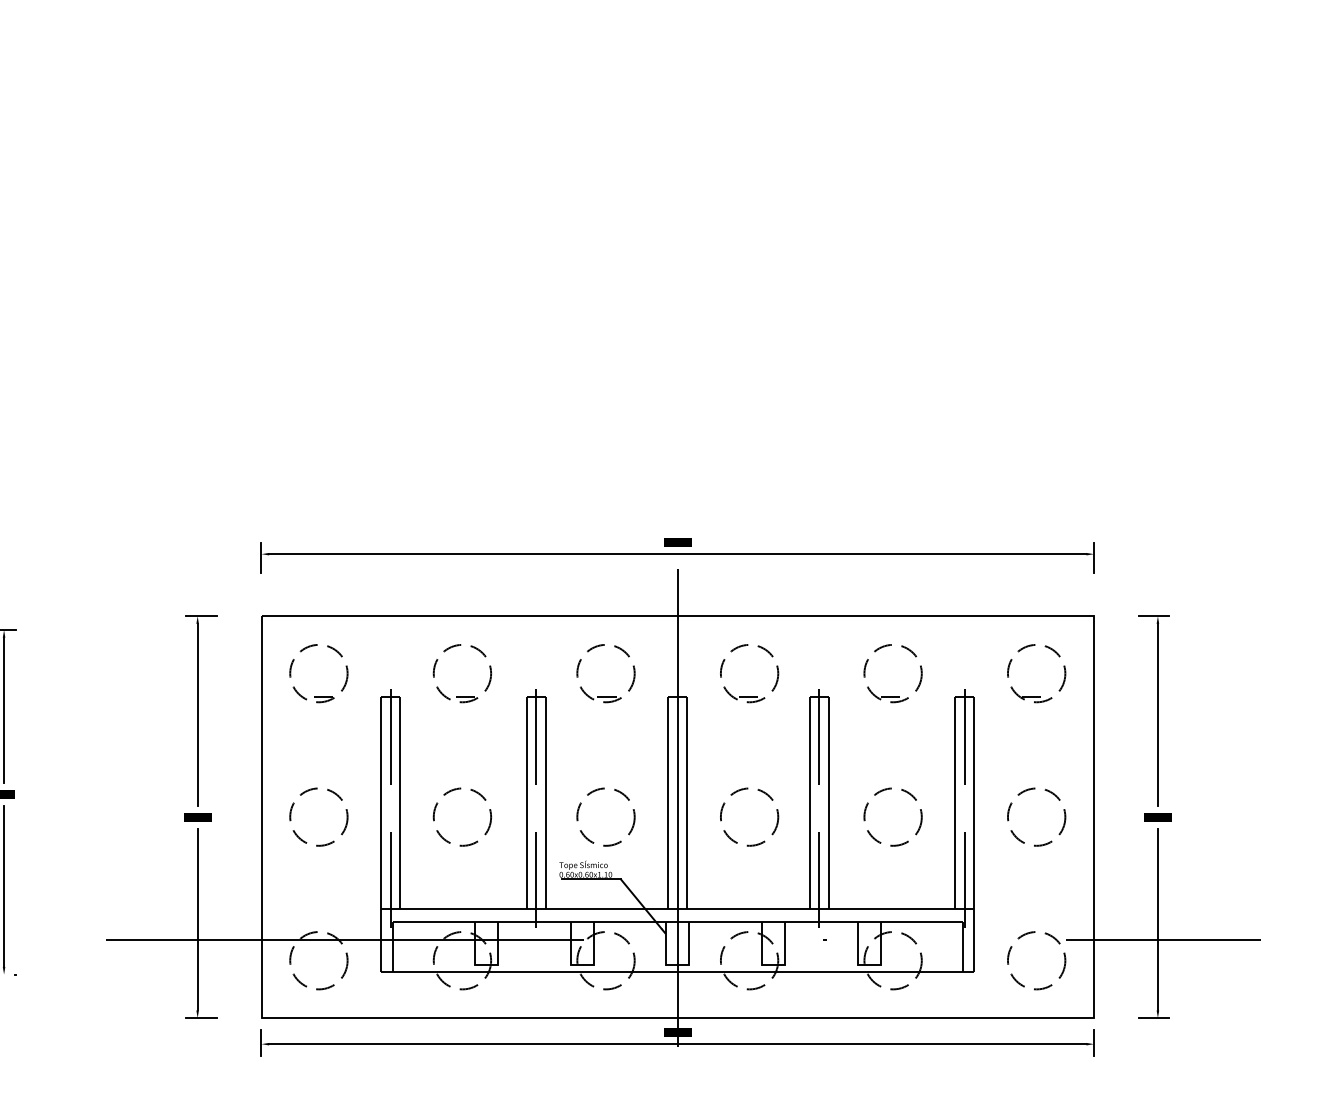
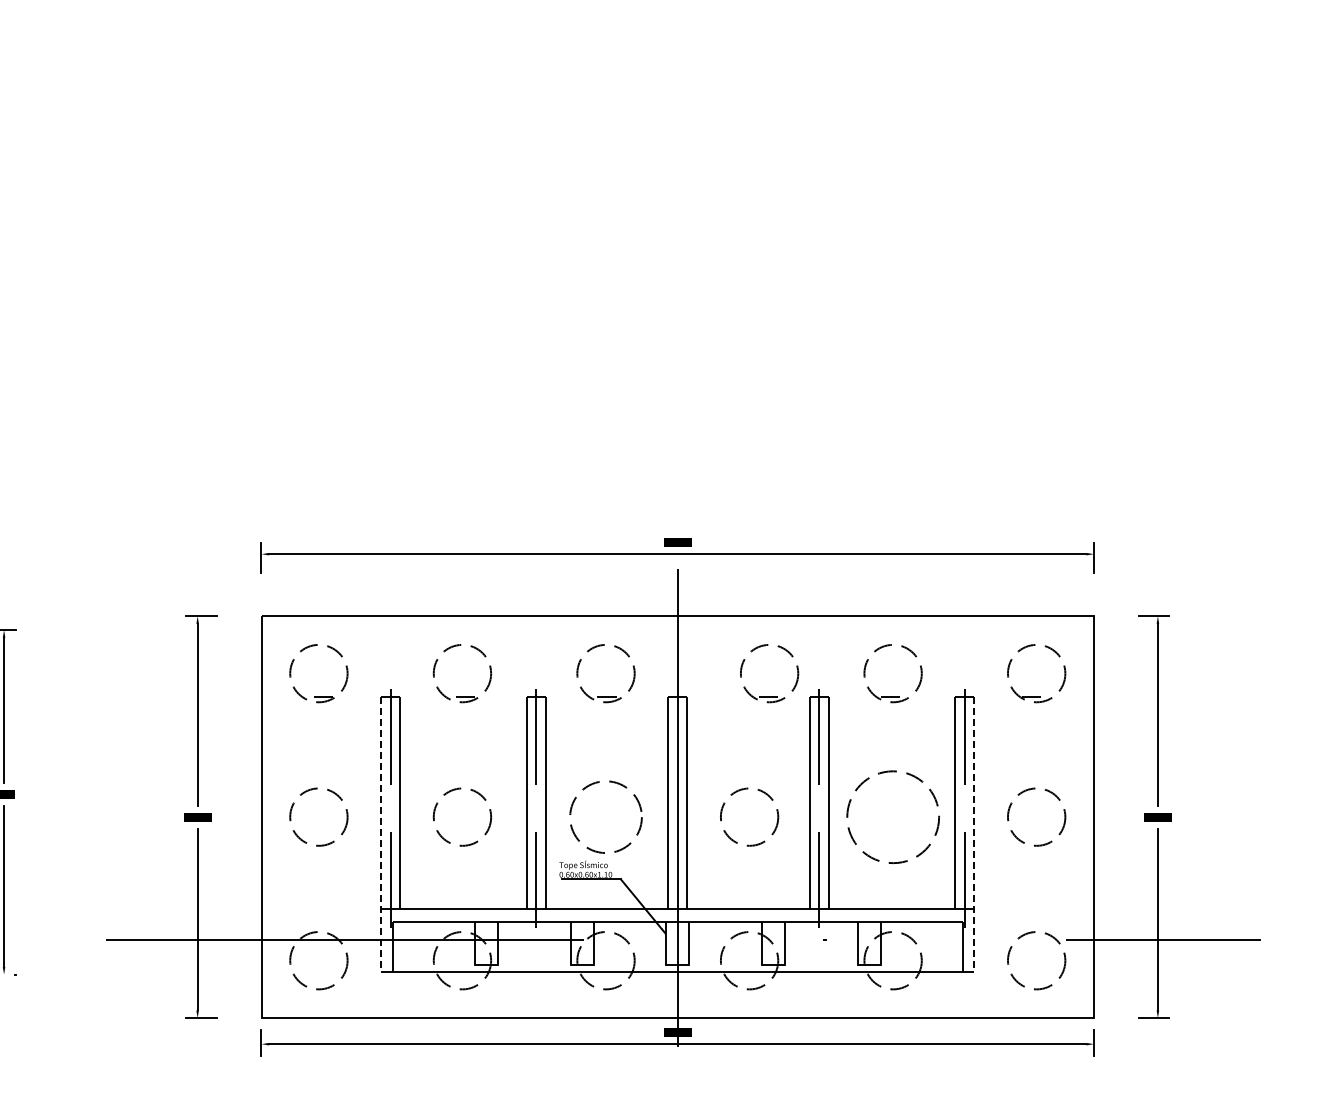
part position: (749, 696) -> (769, 696) (769, 696)
circle size: 60x60 px -> 74x74 px (605, 816)
circle size: 60x60 px -> 94x94 px (892, 816)
line: solid -> dashed (381, 834)
line: solid -> dashed (974, 834)
